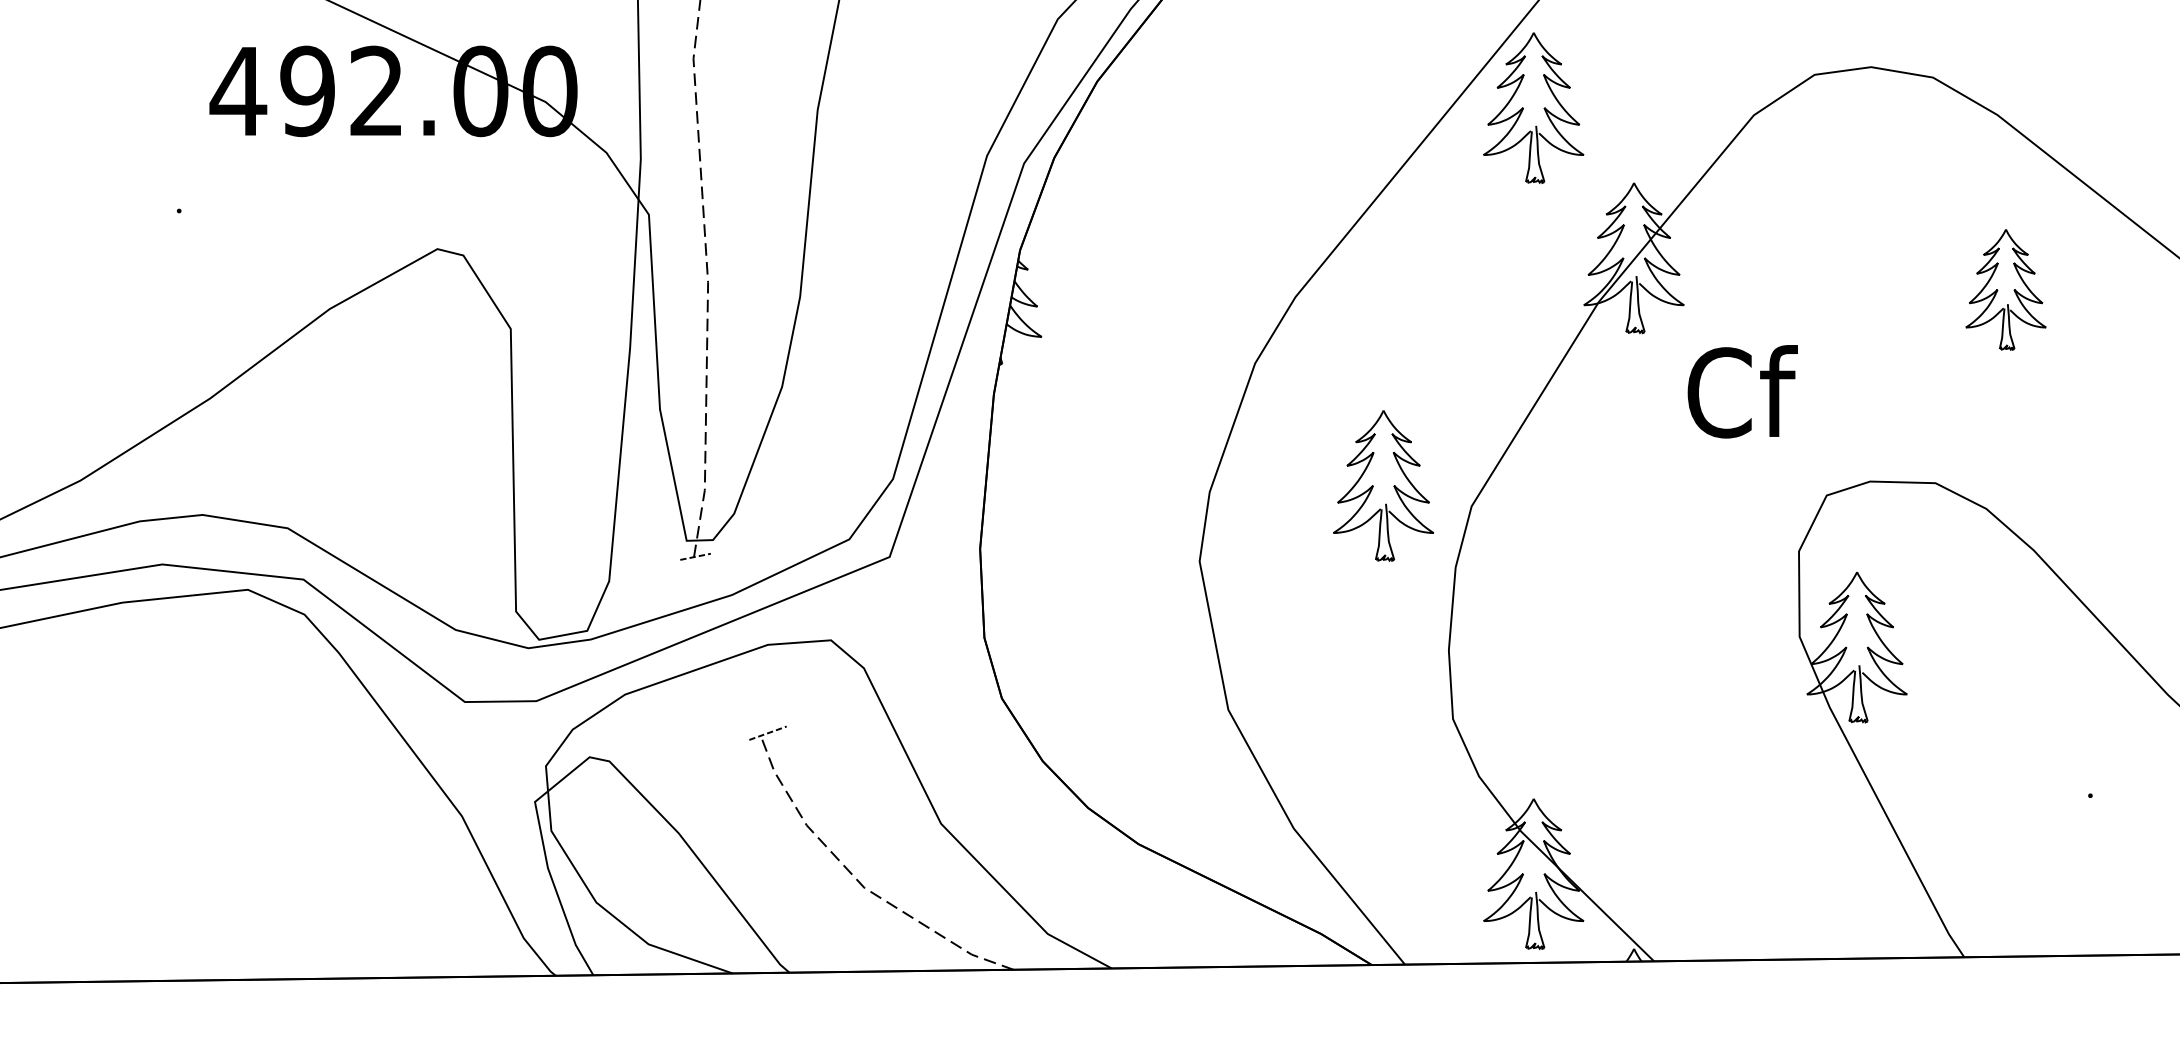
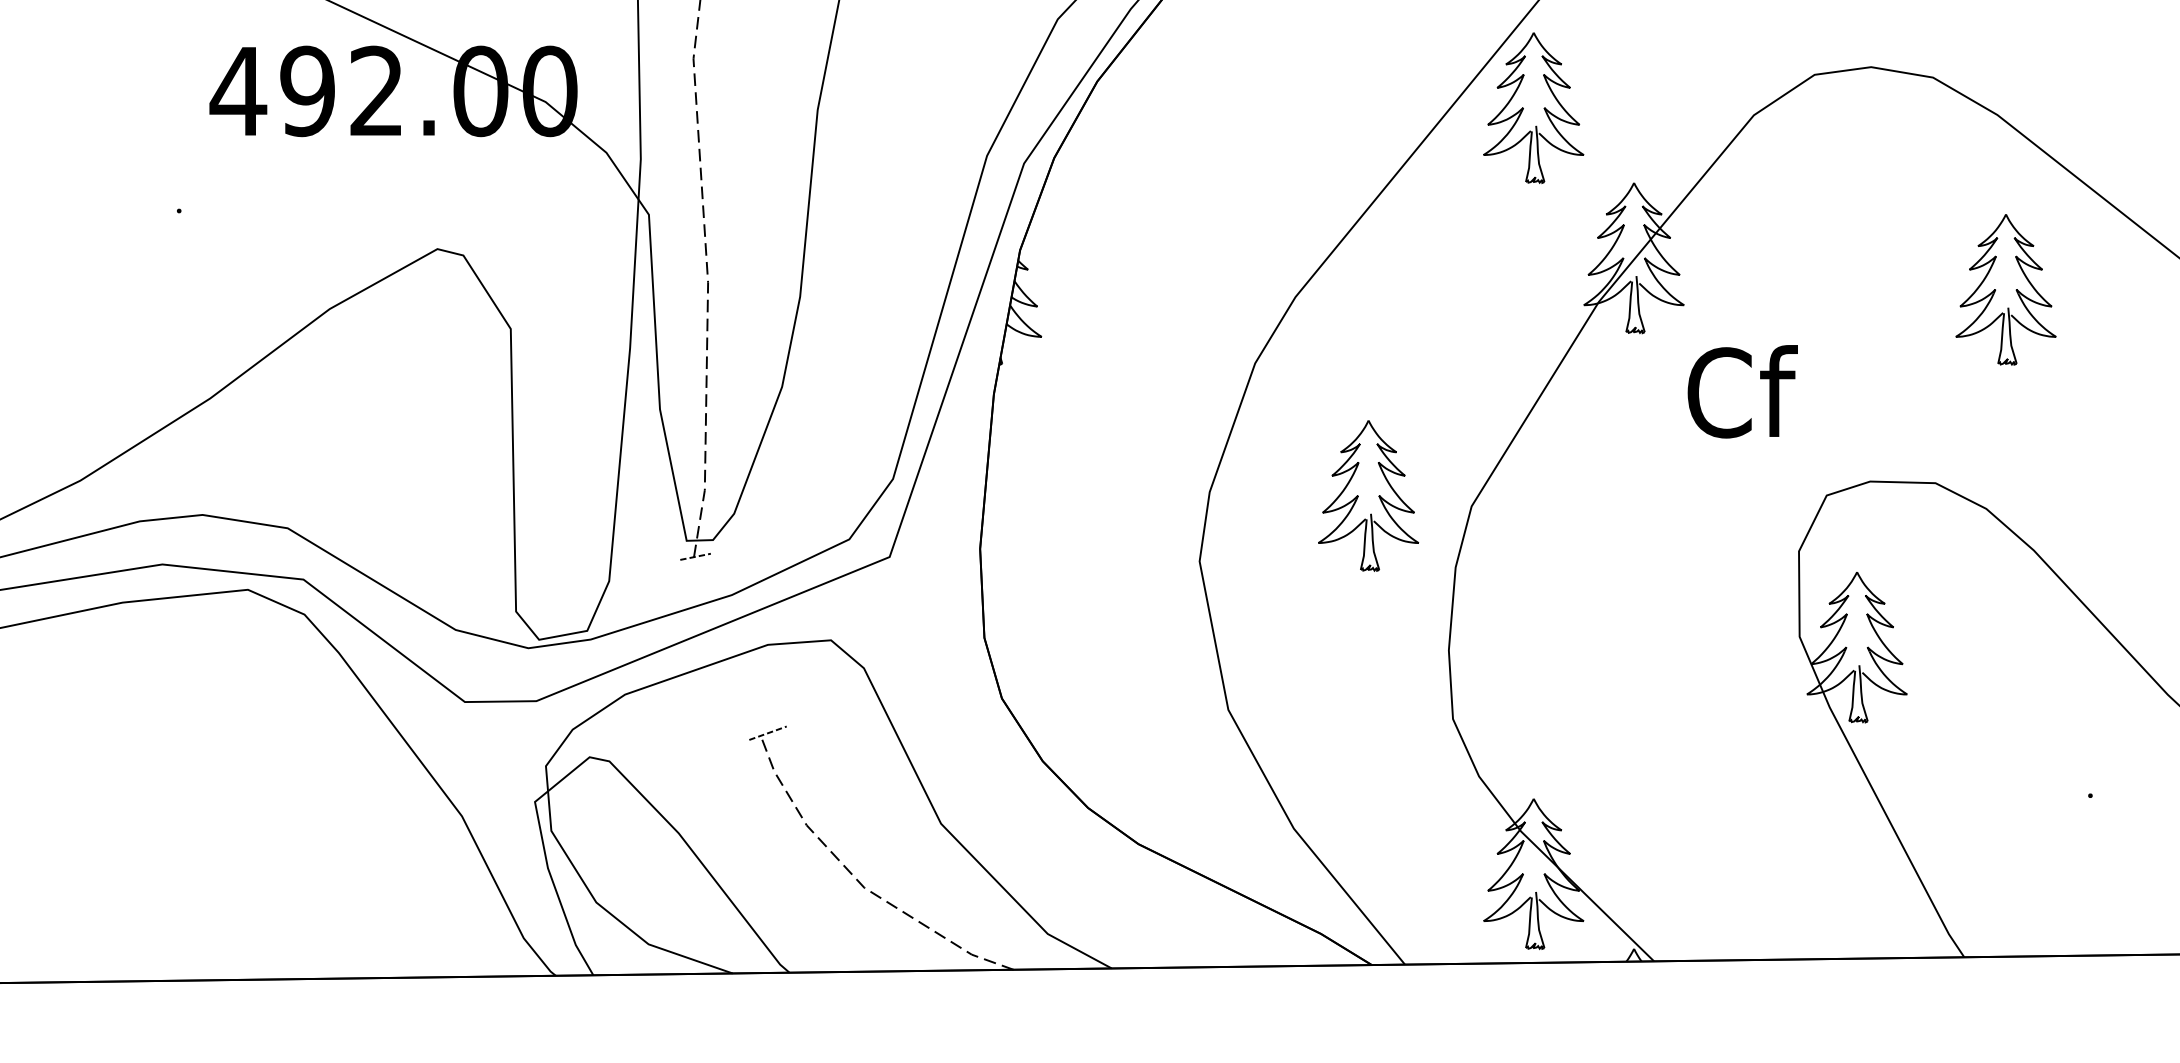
part size: 82x122 px -> 102x152 px (2005, 289)
part position: (1383, 485) -> (1368, 495) (1368, 495)
